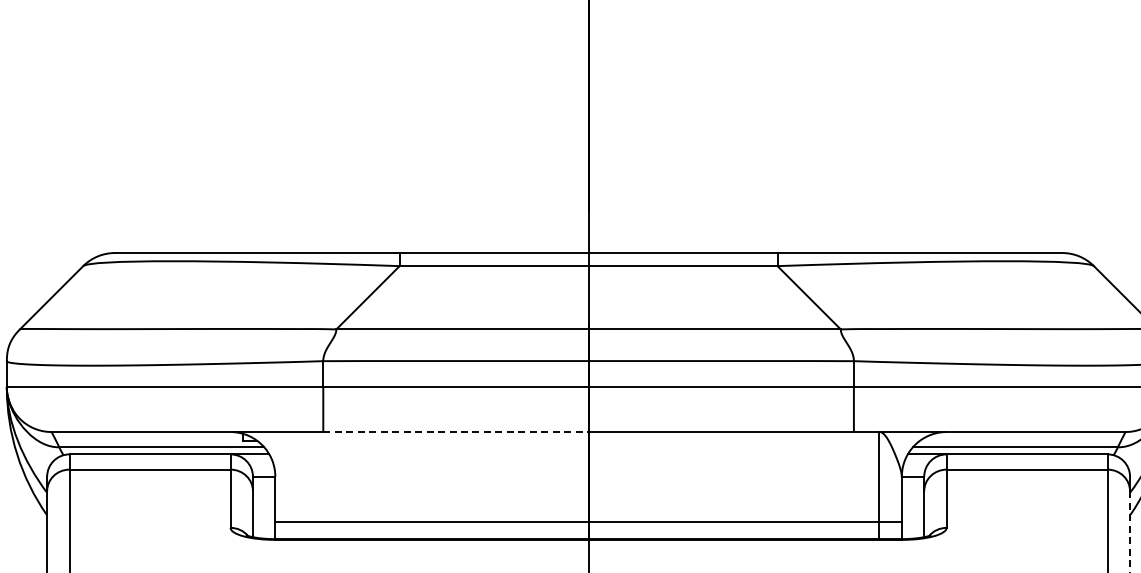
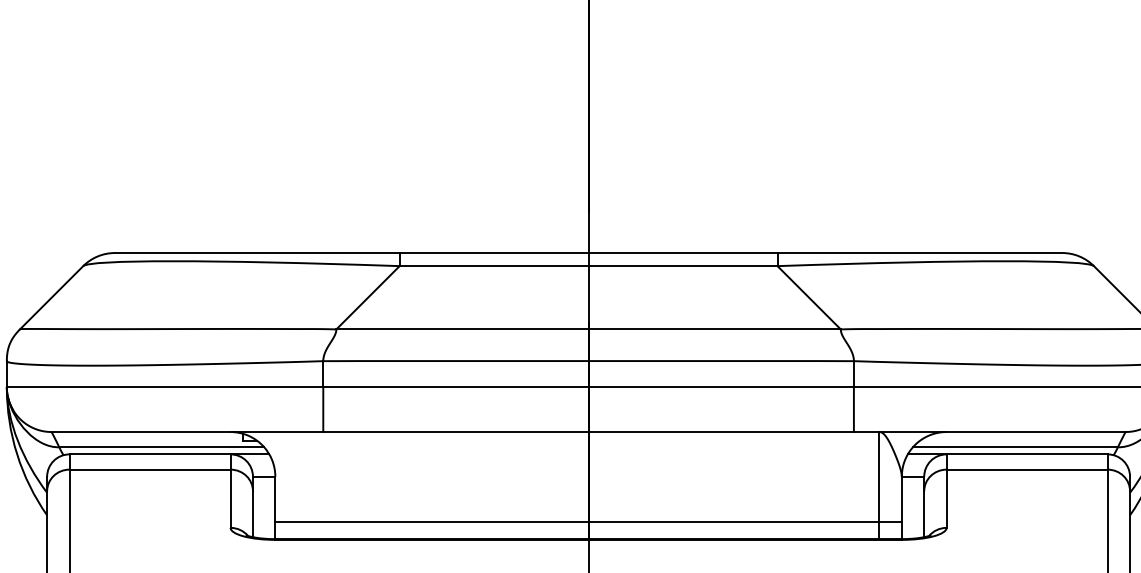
line: dashed -> solid (455, 432)
line: dashed -> solid (1130, 532)
